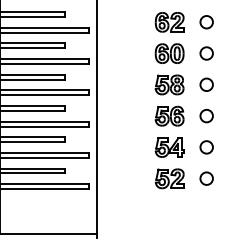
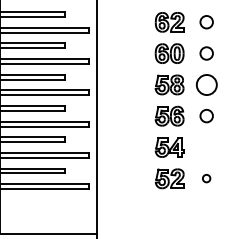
circle size: 15x15 px -> 22x22 px (206, 84)
circle: present -> none (206, 147)
circle size: 15x15 px -> 10x10 px (206, 178)
